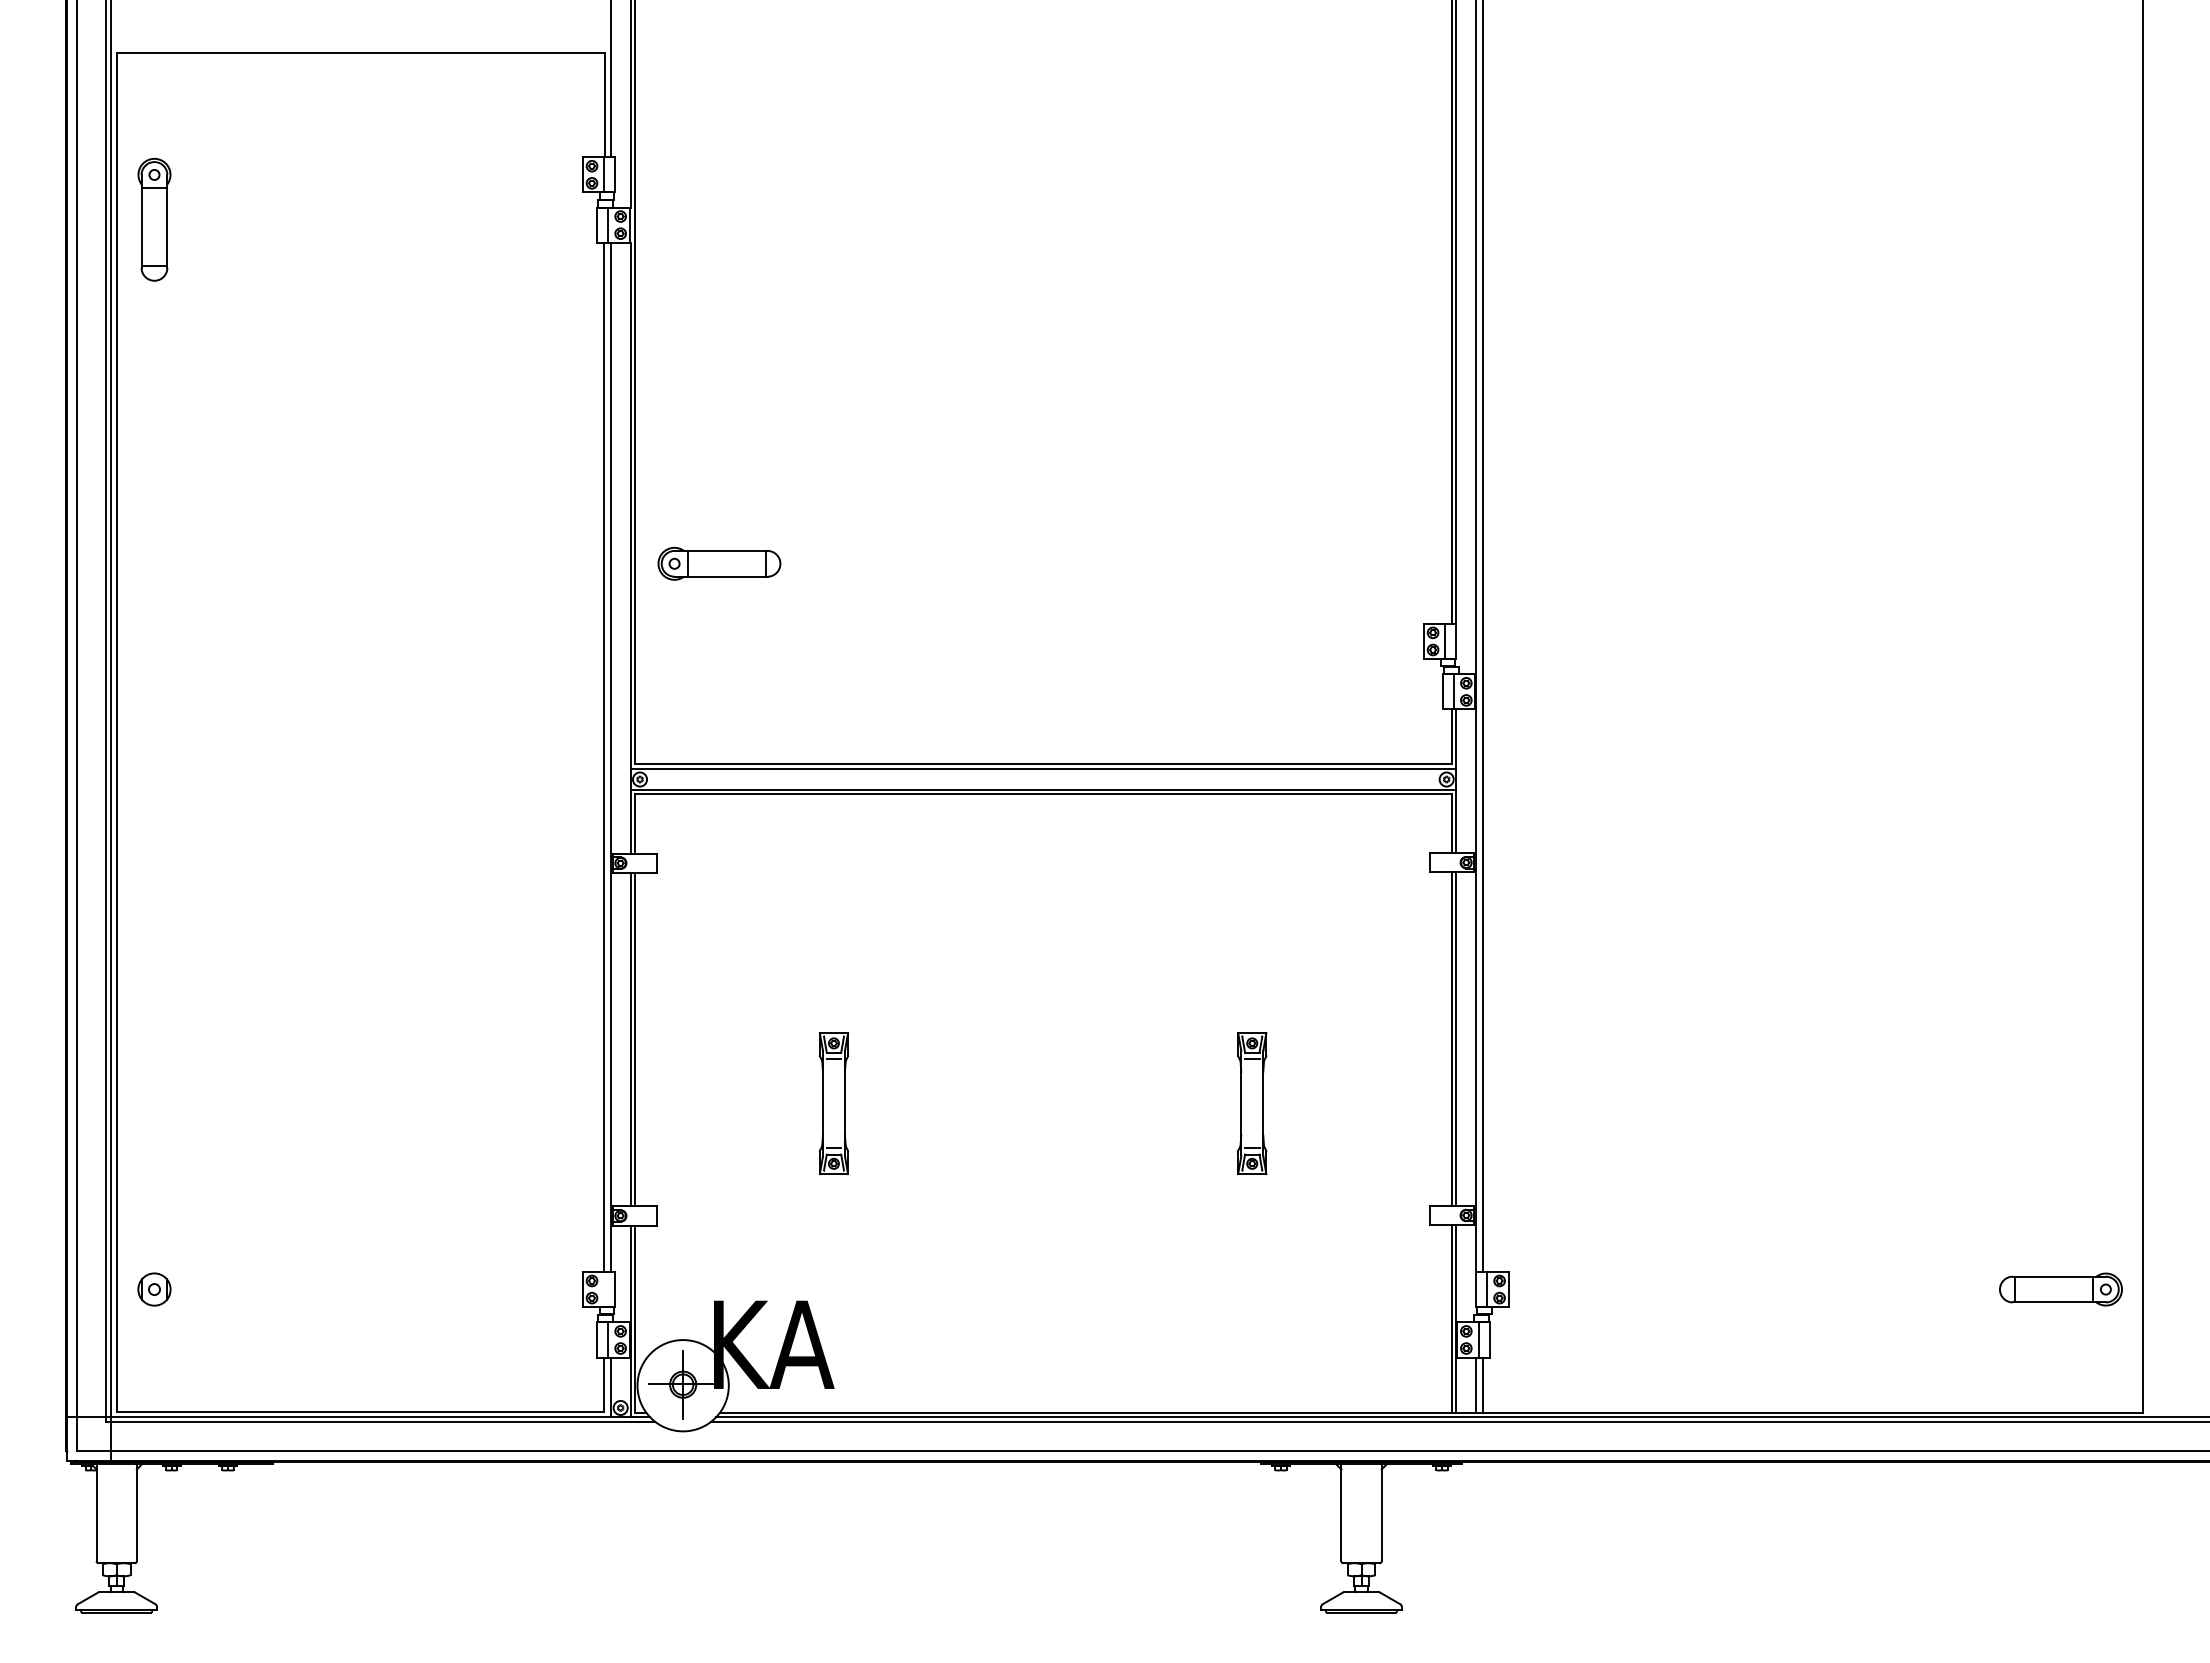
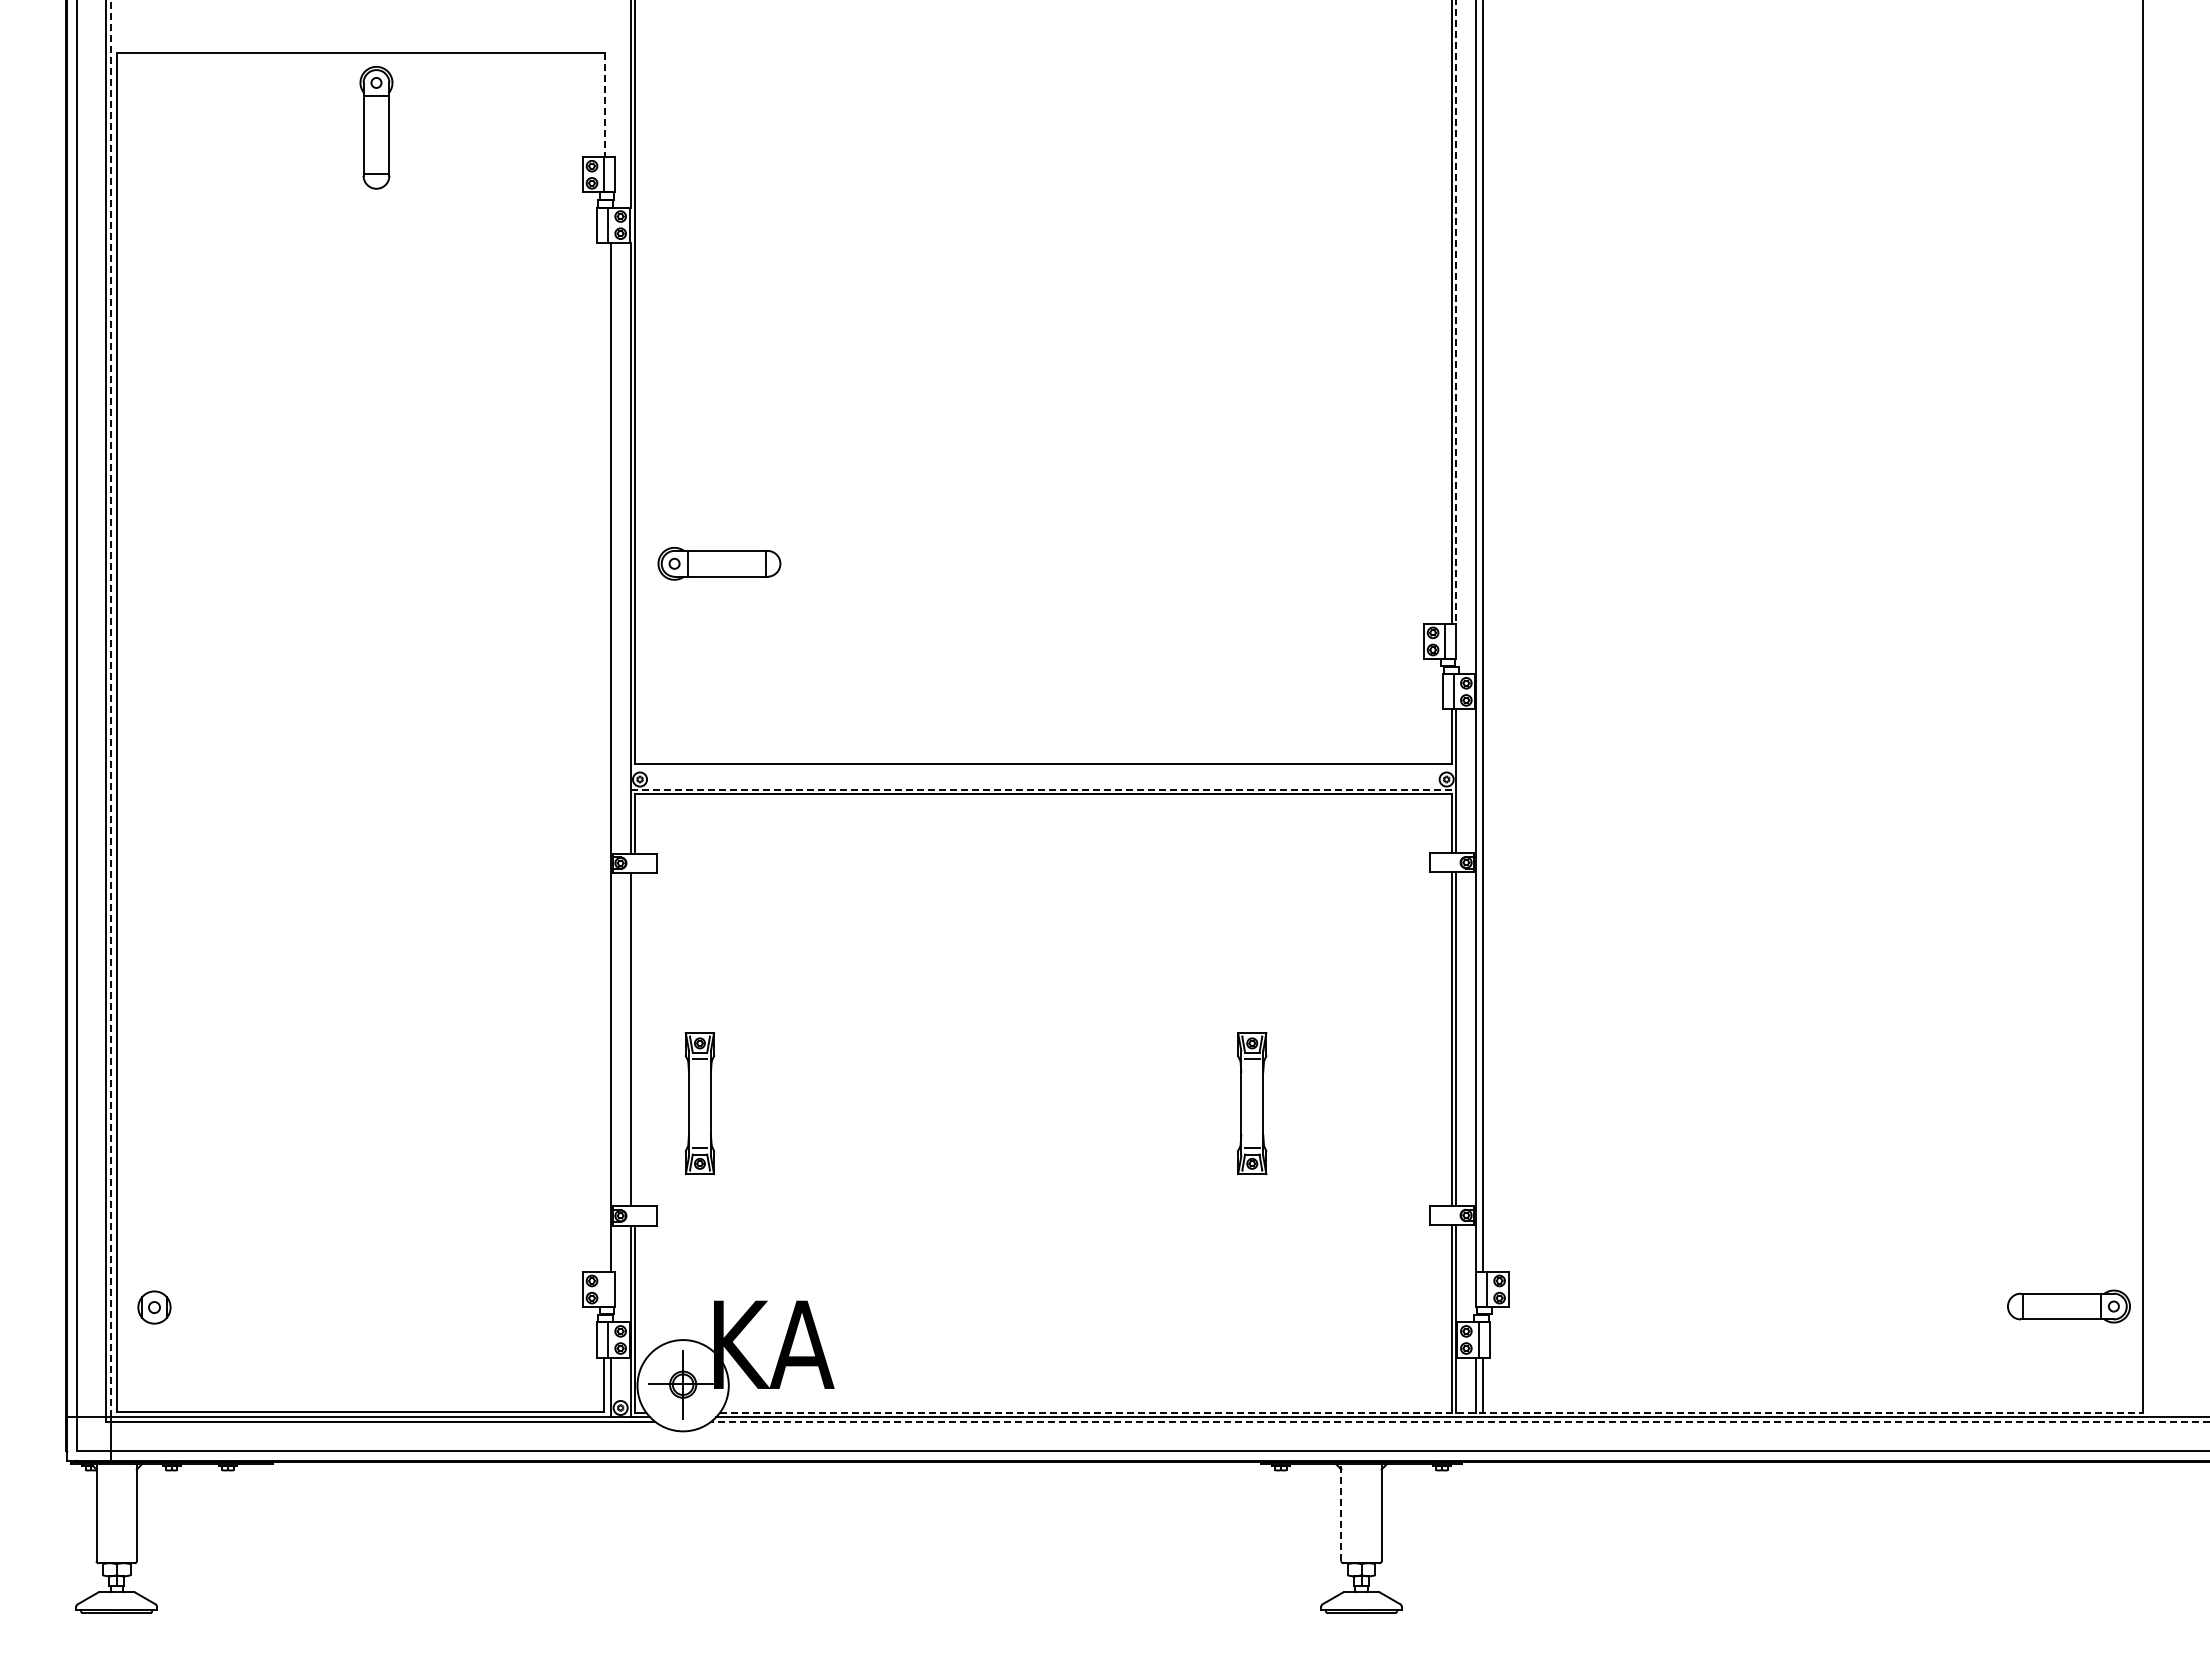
line: present -> none (610, 79)
line: solid -> dashed (604, 105)
part position: (154, 219) -> (376, 127) (376, 127)
line: solid -> dashed (1456, 312)
line: solid -> dashed (110, 708)
line: present -> none (604, 756)
line: present -> none (1043, 769)
line: solid -> dashed (1043, 789)
line: present -> none (635, 1039)
part position: (833, 1103) -> (699, 1103) (699, 1103)
part position: (154, 1289) -> (154, 1307) (154, 1307)
part position: (2060, 1289) -> (2068, 1306) (2068, 1306)
line: solid -> dashed (1431, 1412)
line: solid -> dashed (1459, 1421)
line: solid -> dashed (1341, 1512)
